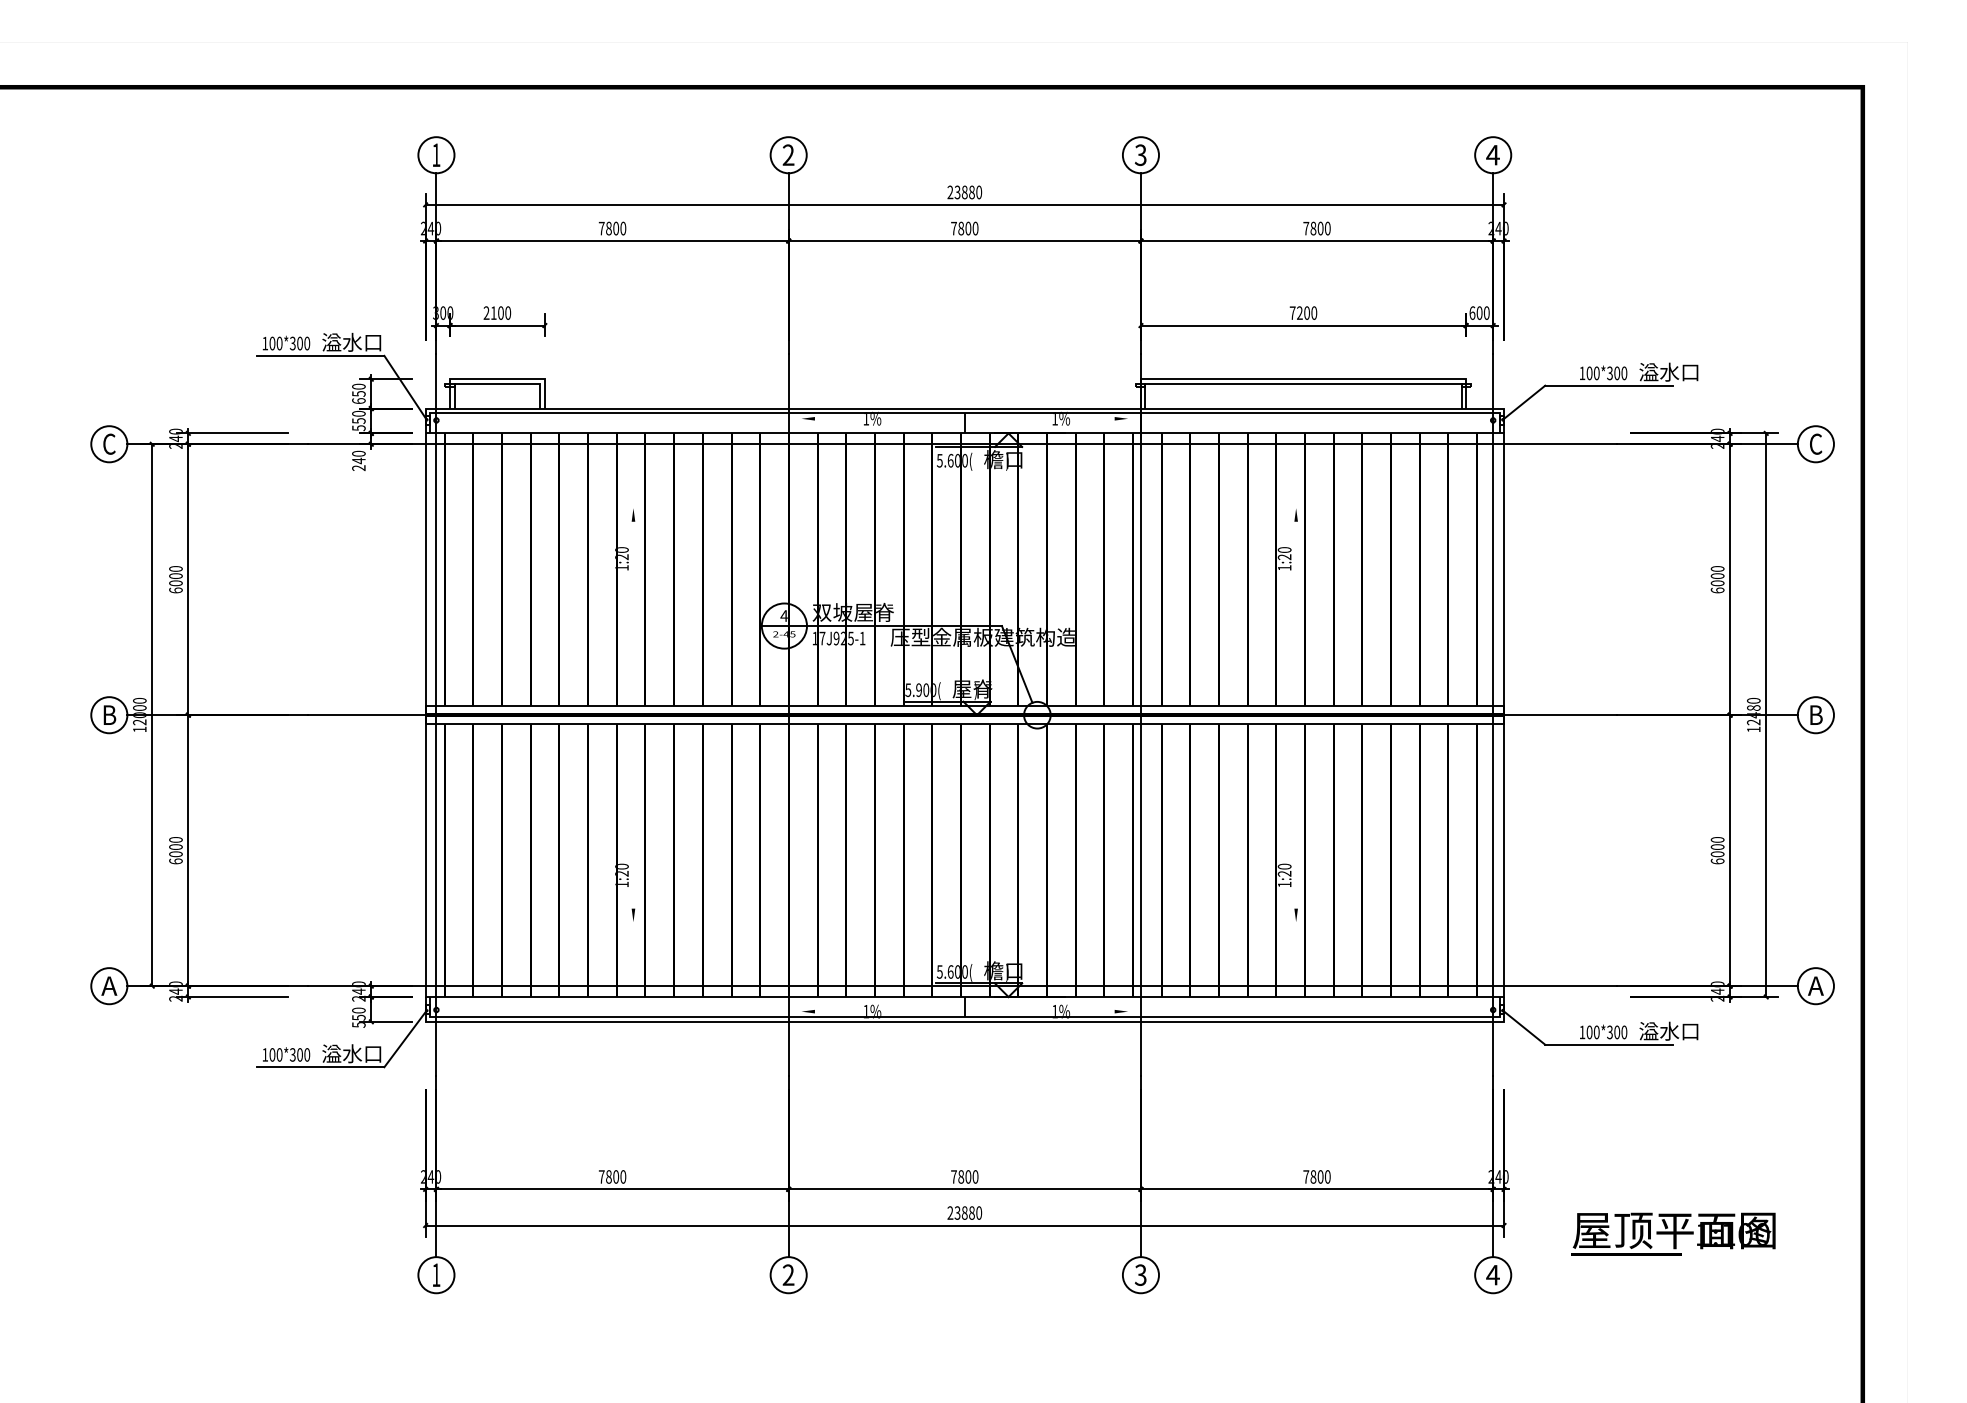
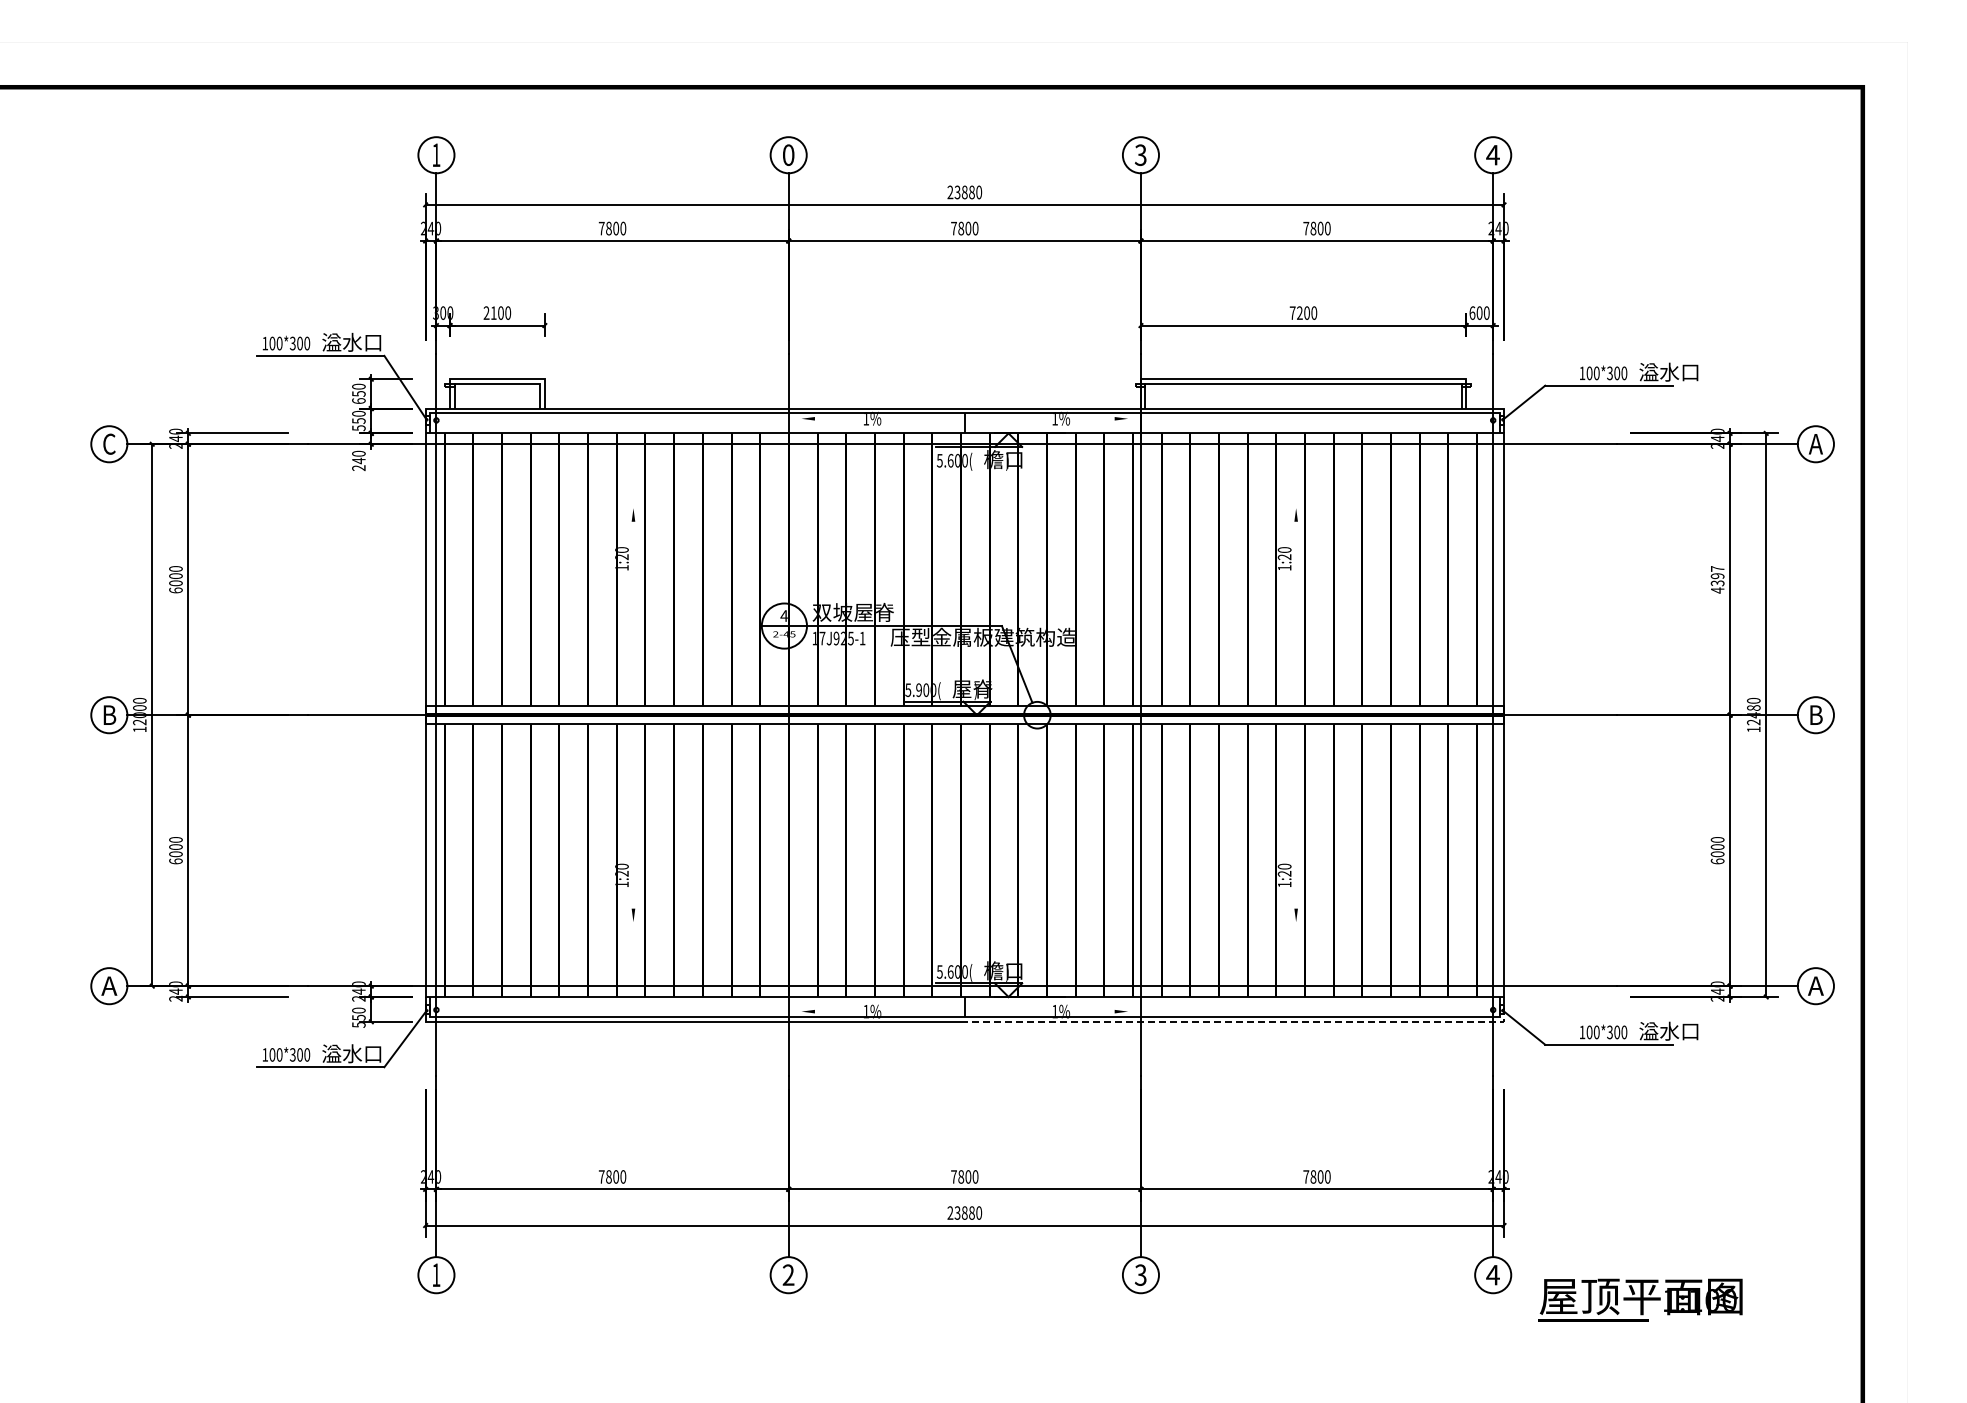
text: 2 -> 0 (788, 154)
text: C -> A (1815, 443)
text: 6000 -> 4397 (1717, 579)
line: solid -> dashed (1247, 1021)
text position: (1673, 1233) -> (1640, 1299) (1640, 1299)
